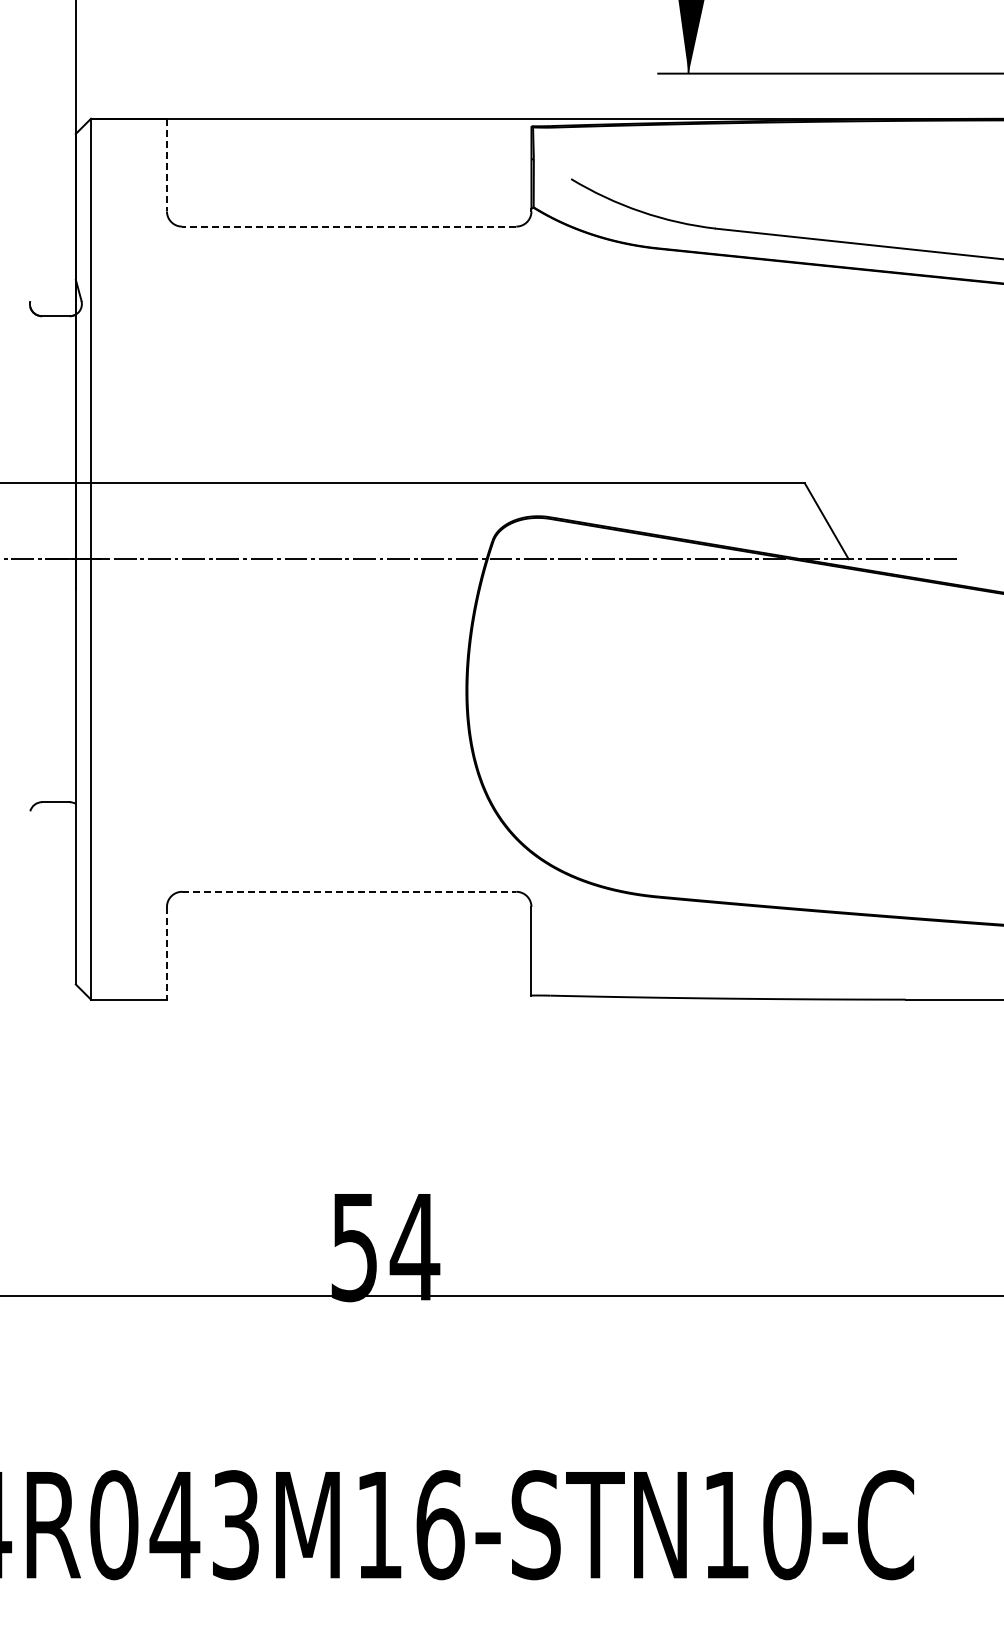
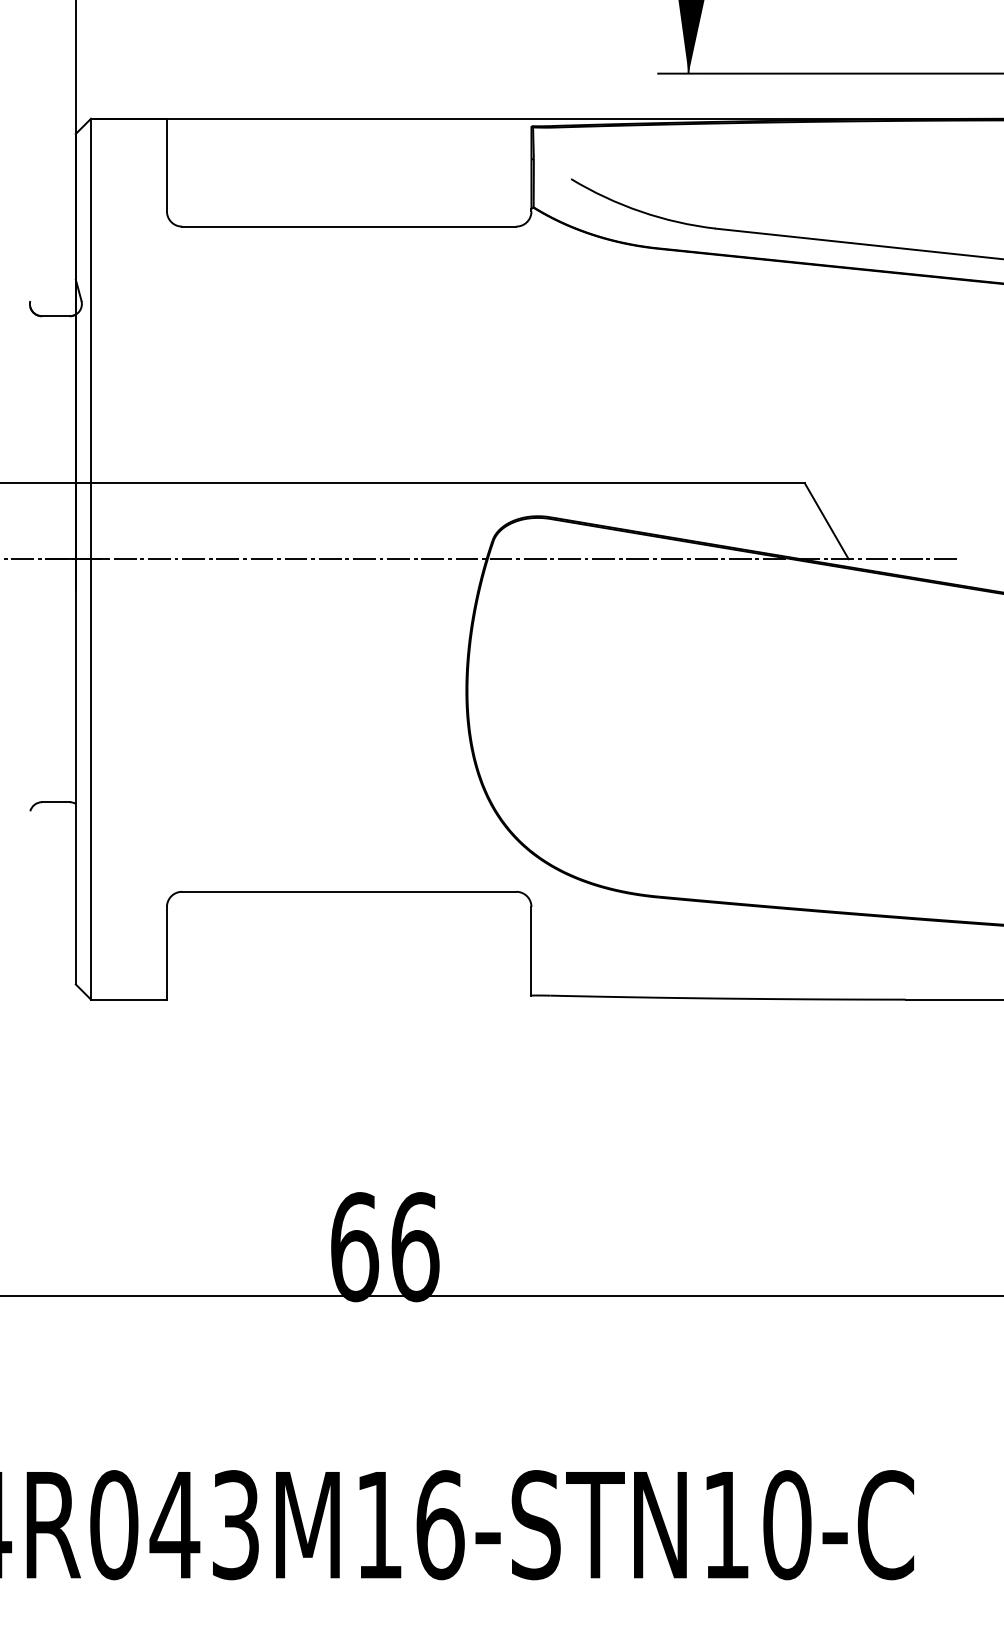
line: dashed -> solid (166, 165)
line: dashed -> solid (348, 226)
line: dashed -> solid (349, 891)
line: dashed -> solid (166, 953)
text: 54 -> 66 (385, 1247)
